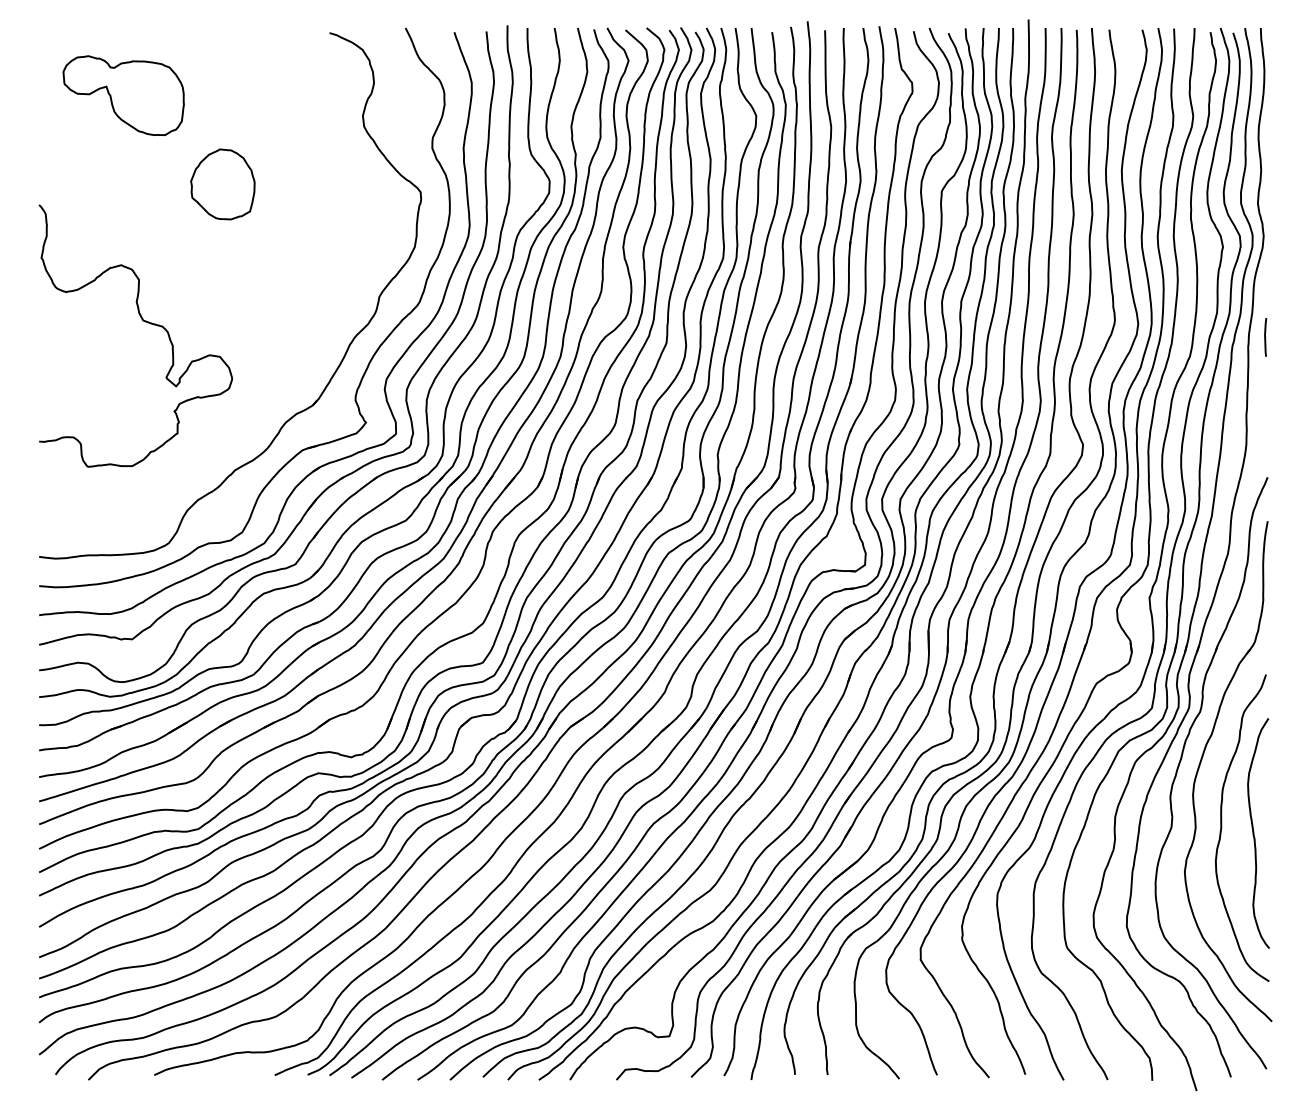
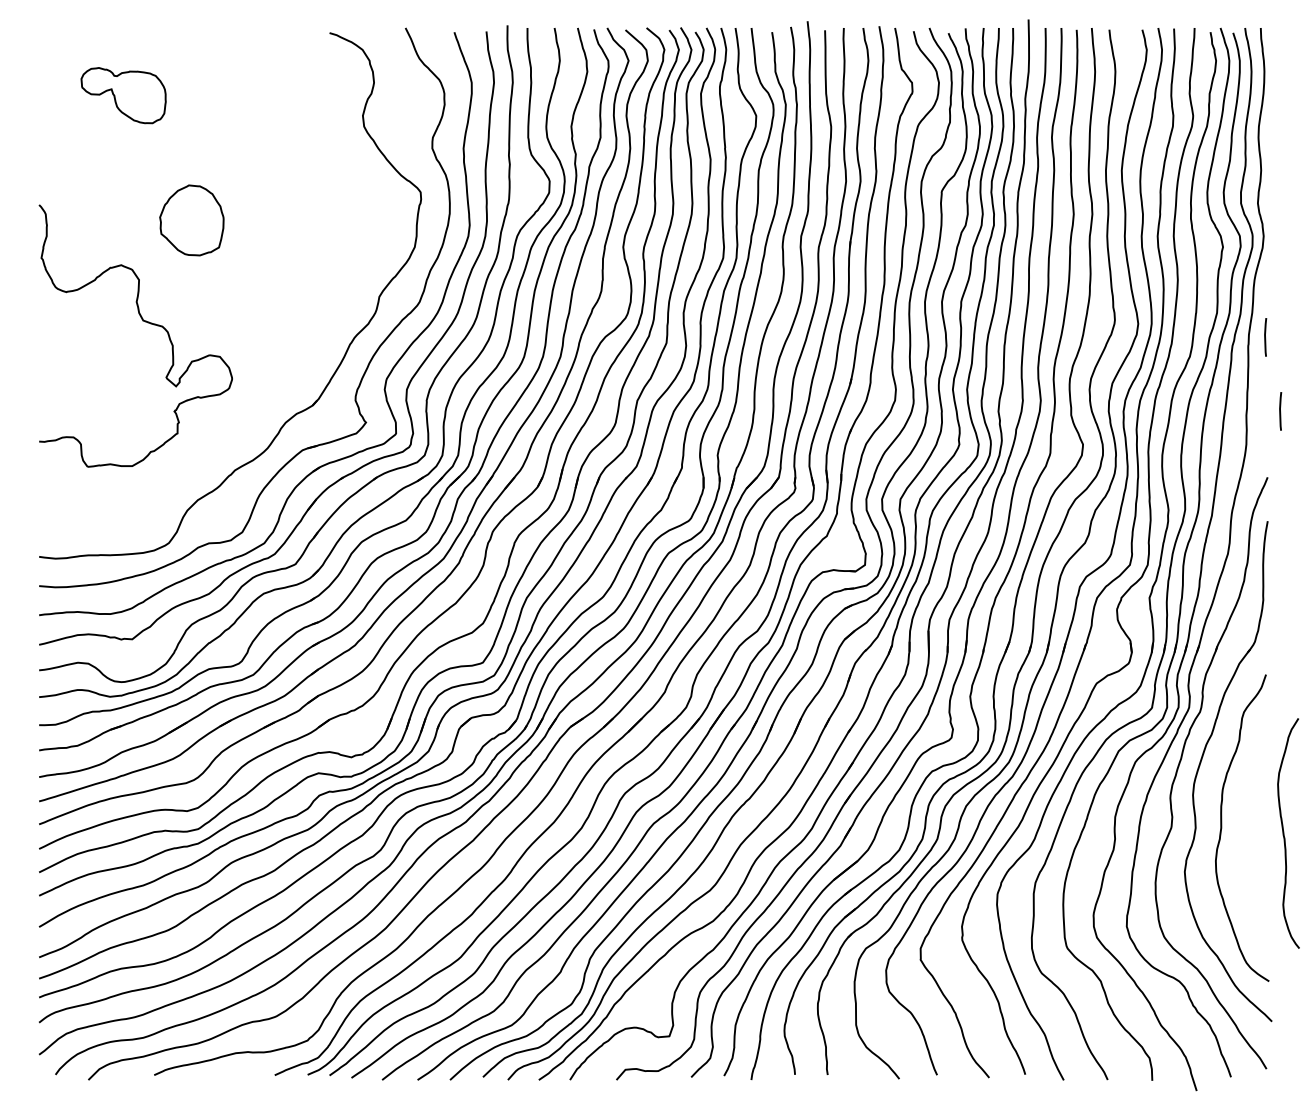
part size: 123x81 px -> 87x58 px (123, 95)
part position: (222, 184) -> (191, 220) (191, 220)
line: none -> present (1280, 411)
curve position: (1254, 833) -> (1284, 833) (1284, 833)
